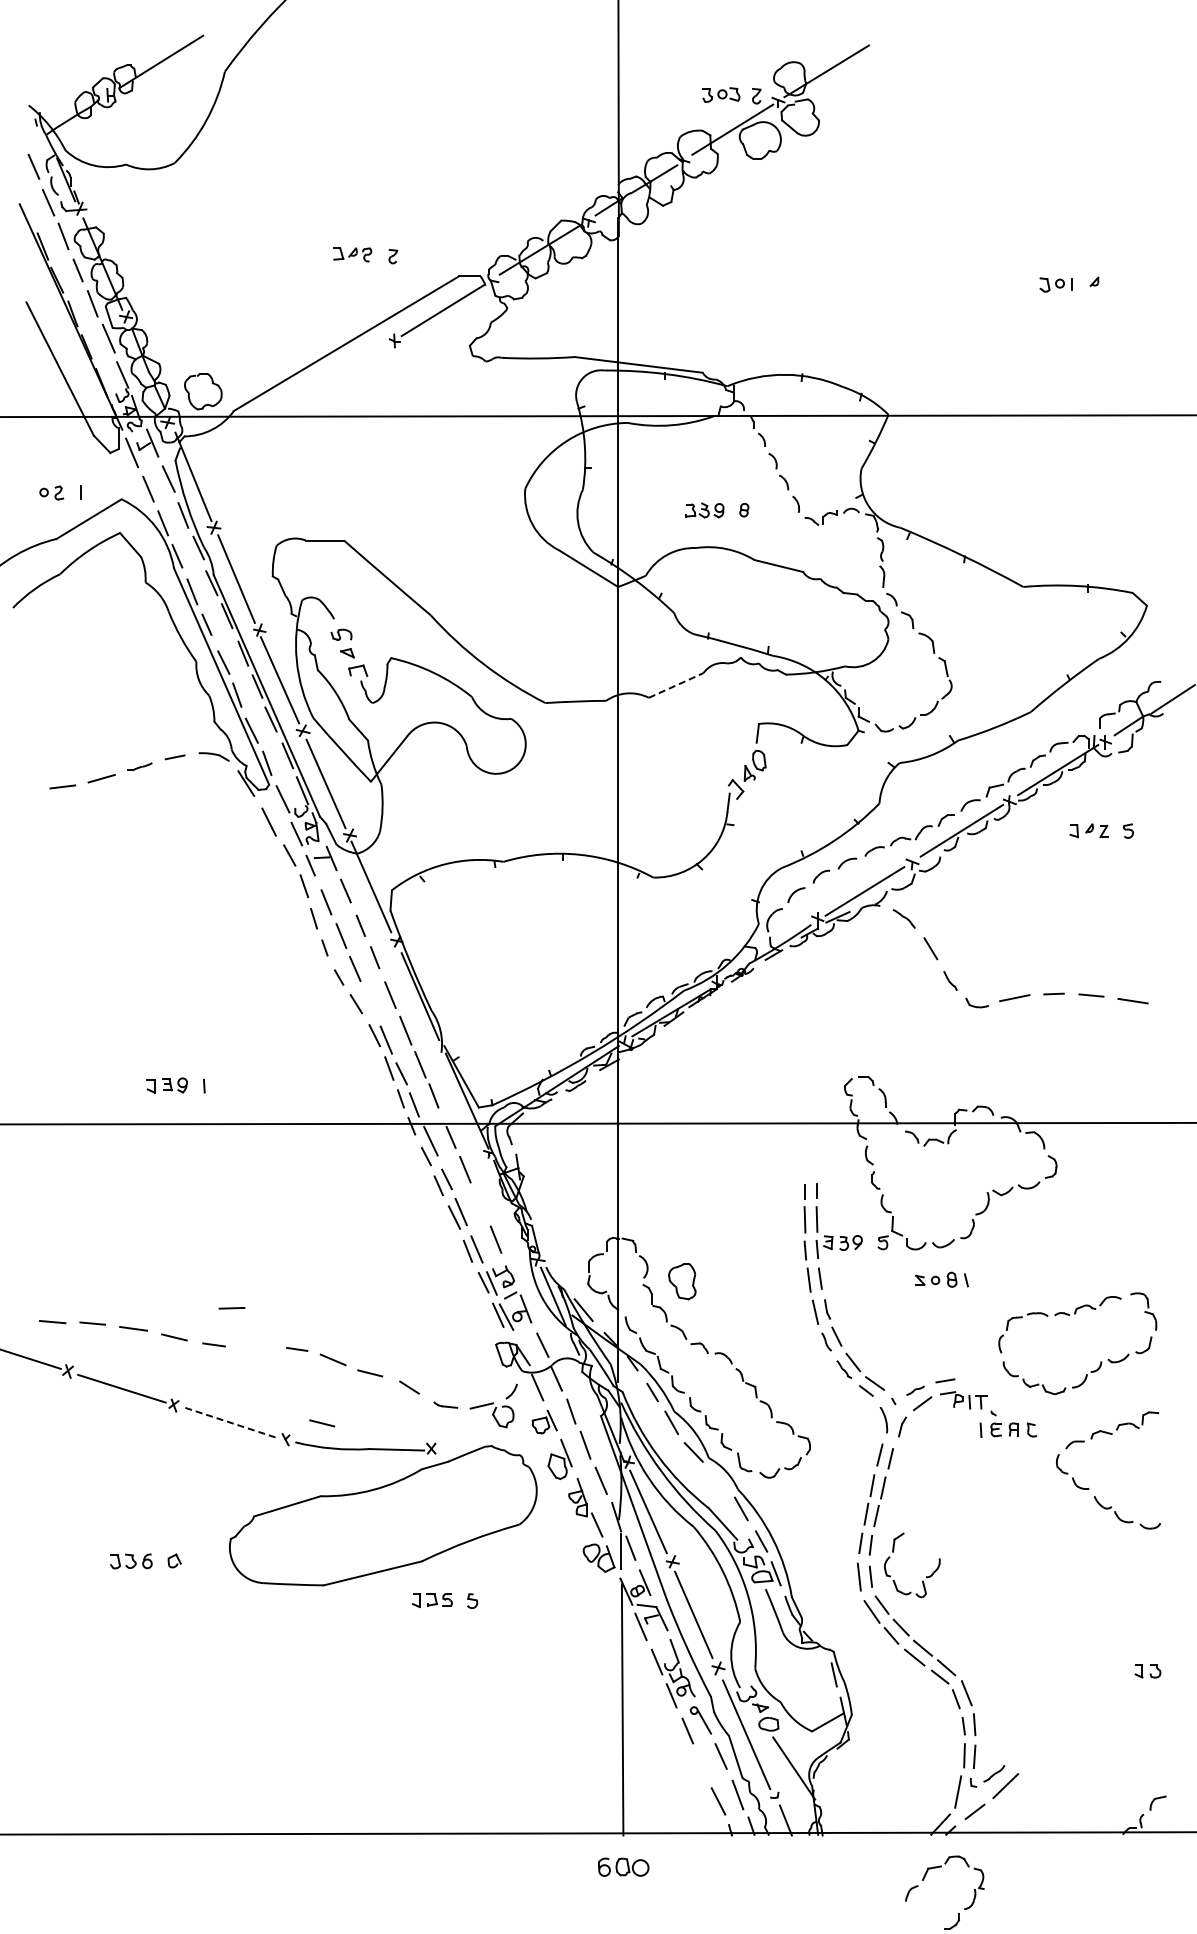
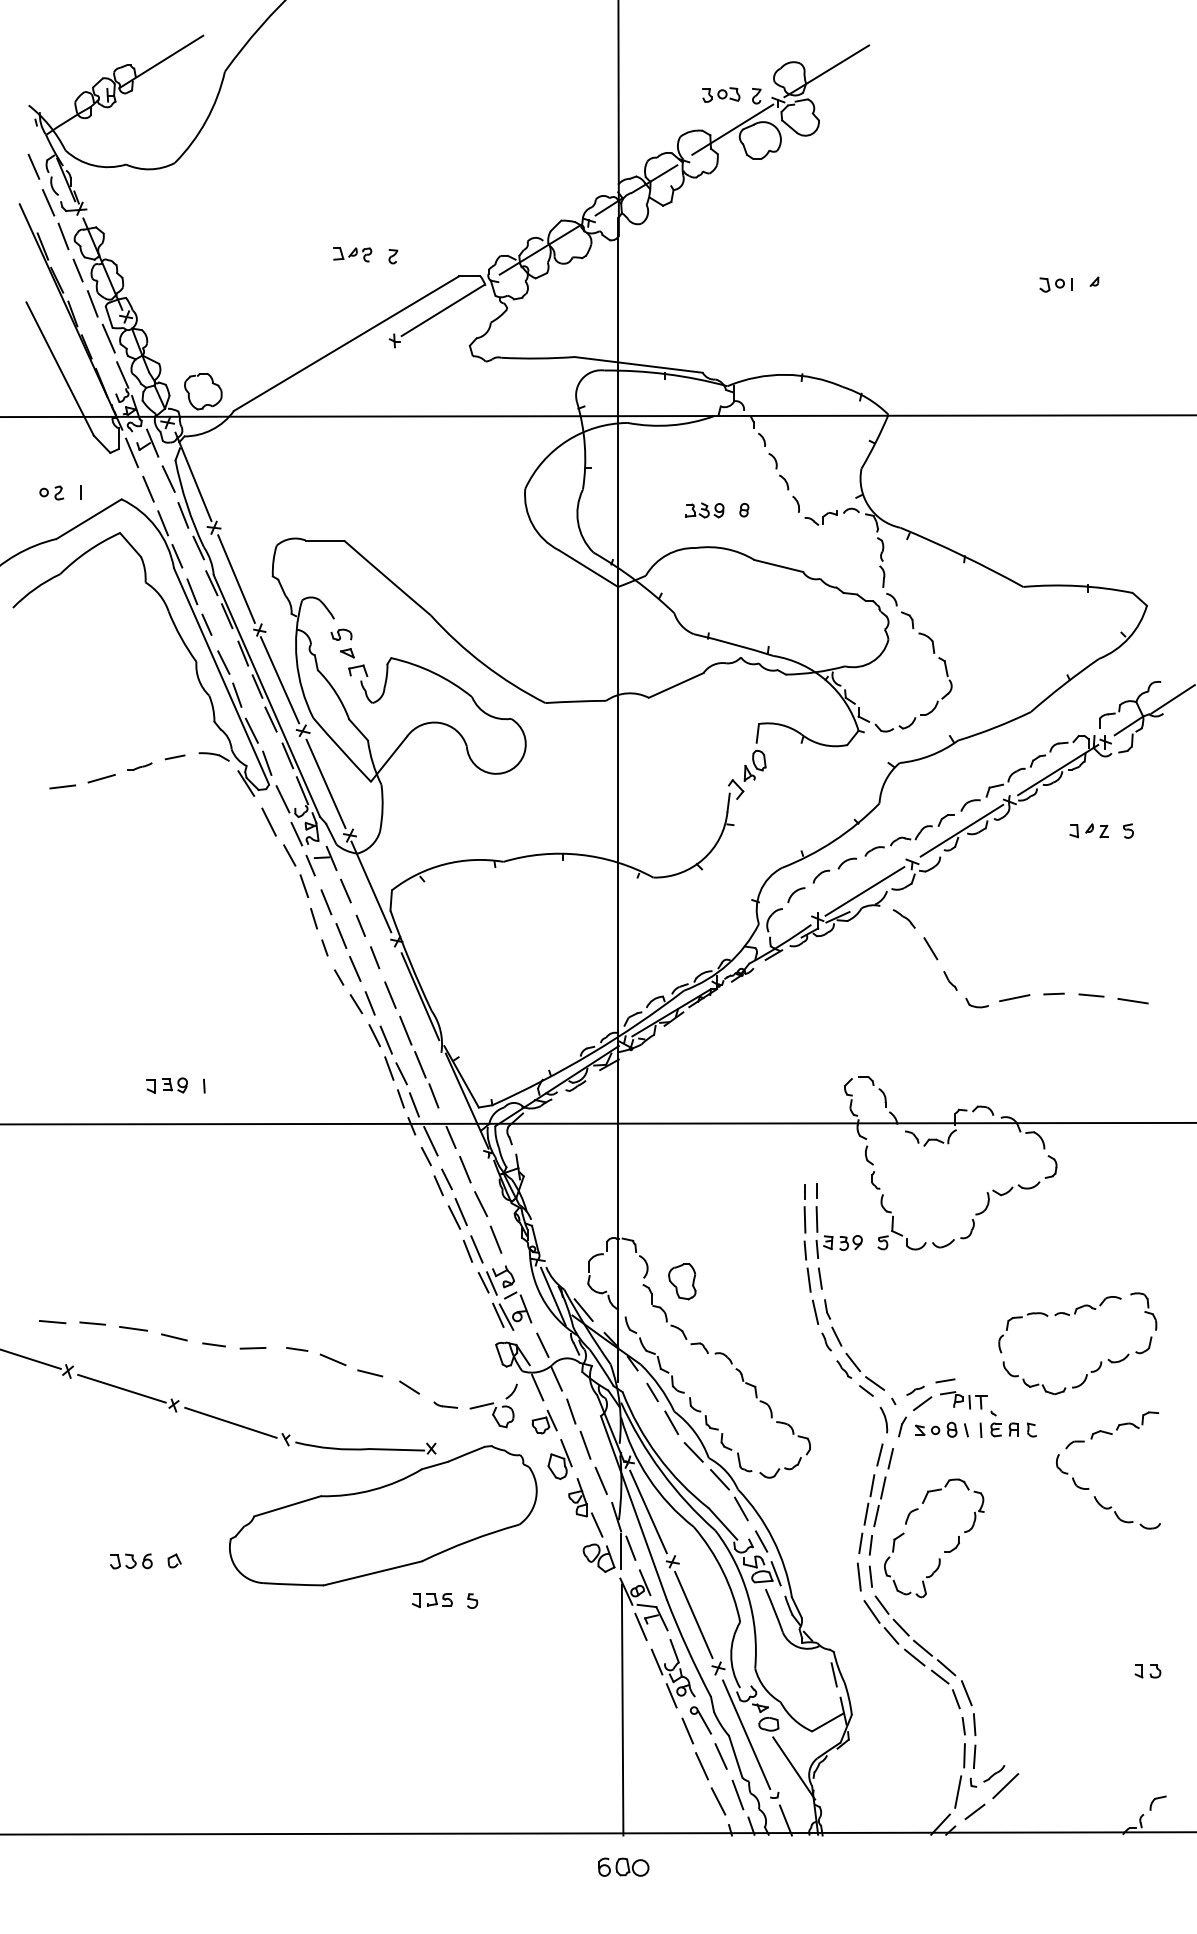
line: dashed -> solid (676, 685)
line: none -> present (369, 1003)
line: none -> present (481, 1204)
part position: (941, 1279) -> (941, 1429) (941, 1429)
line position: (231, 1308) -> (252, 1348) (252, 1348)
line: dashed -> solid (231, 1422)
line: present -> none (322, 1423)
line: none -> present (720, 1479)
line: none -> present (702, 1766)
part position: (924, 1879) -> (924, 1502) (924, 1502)
